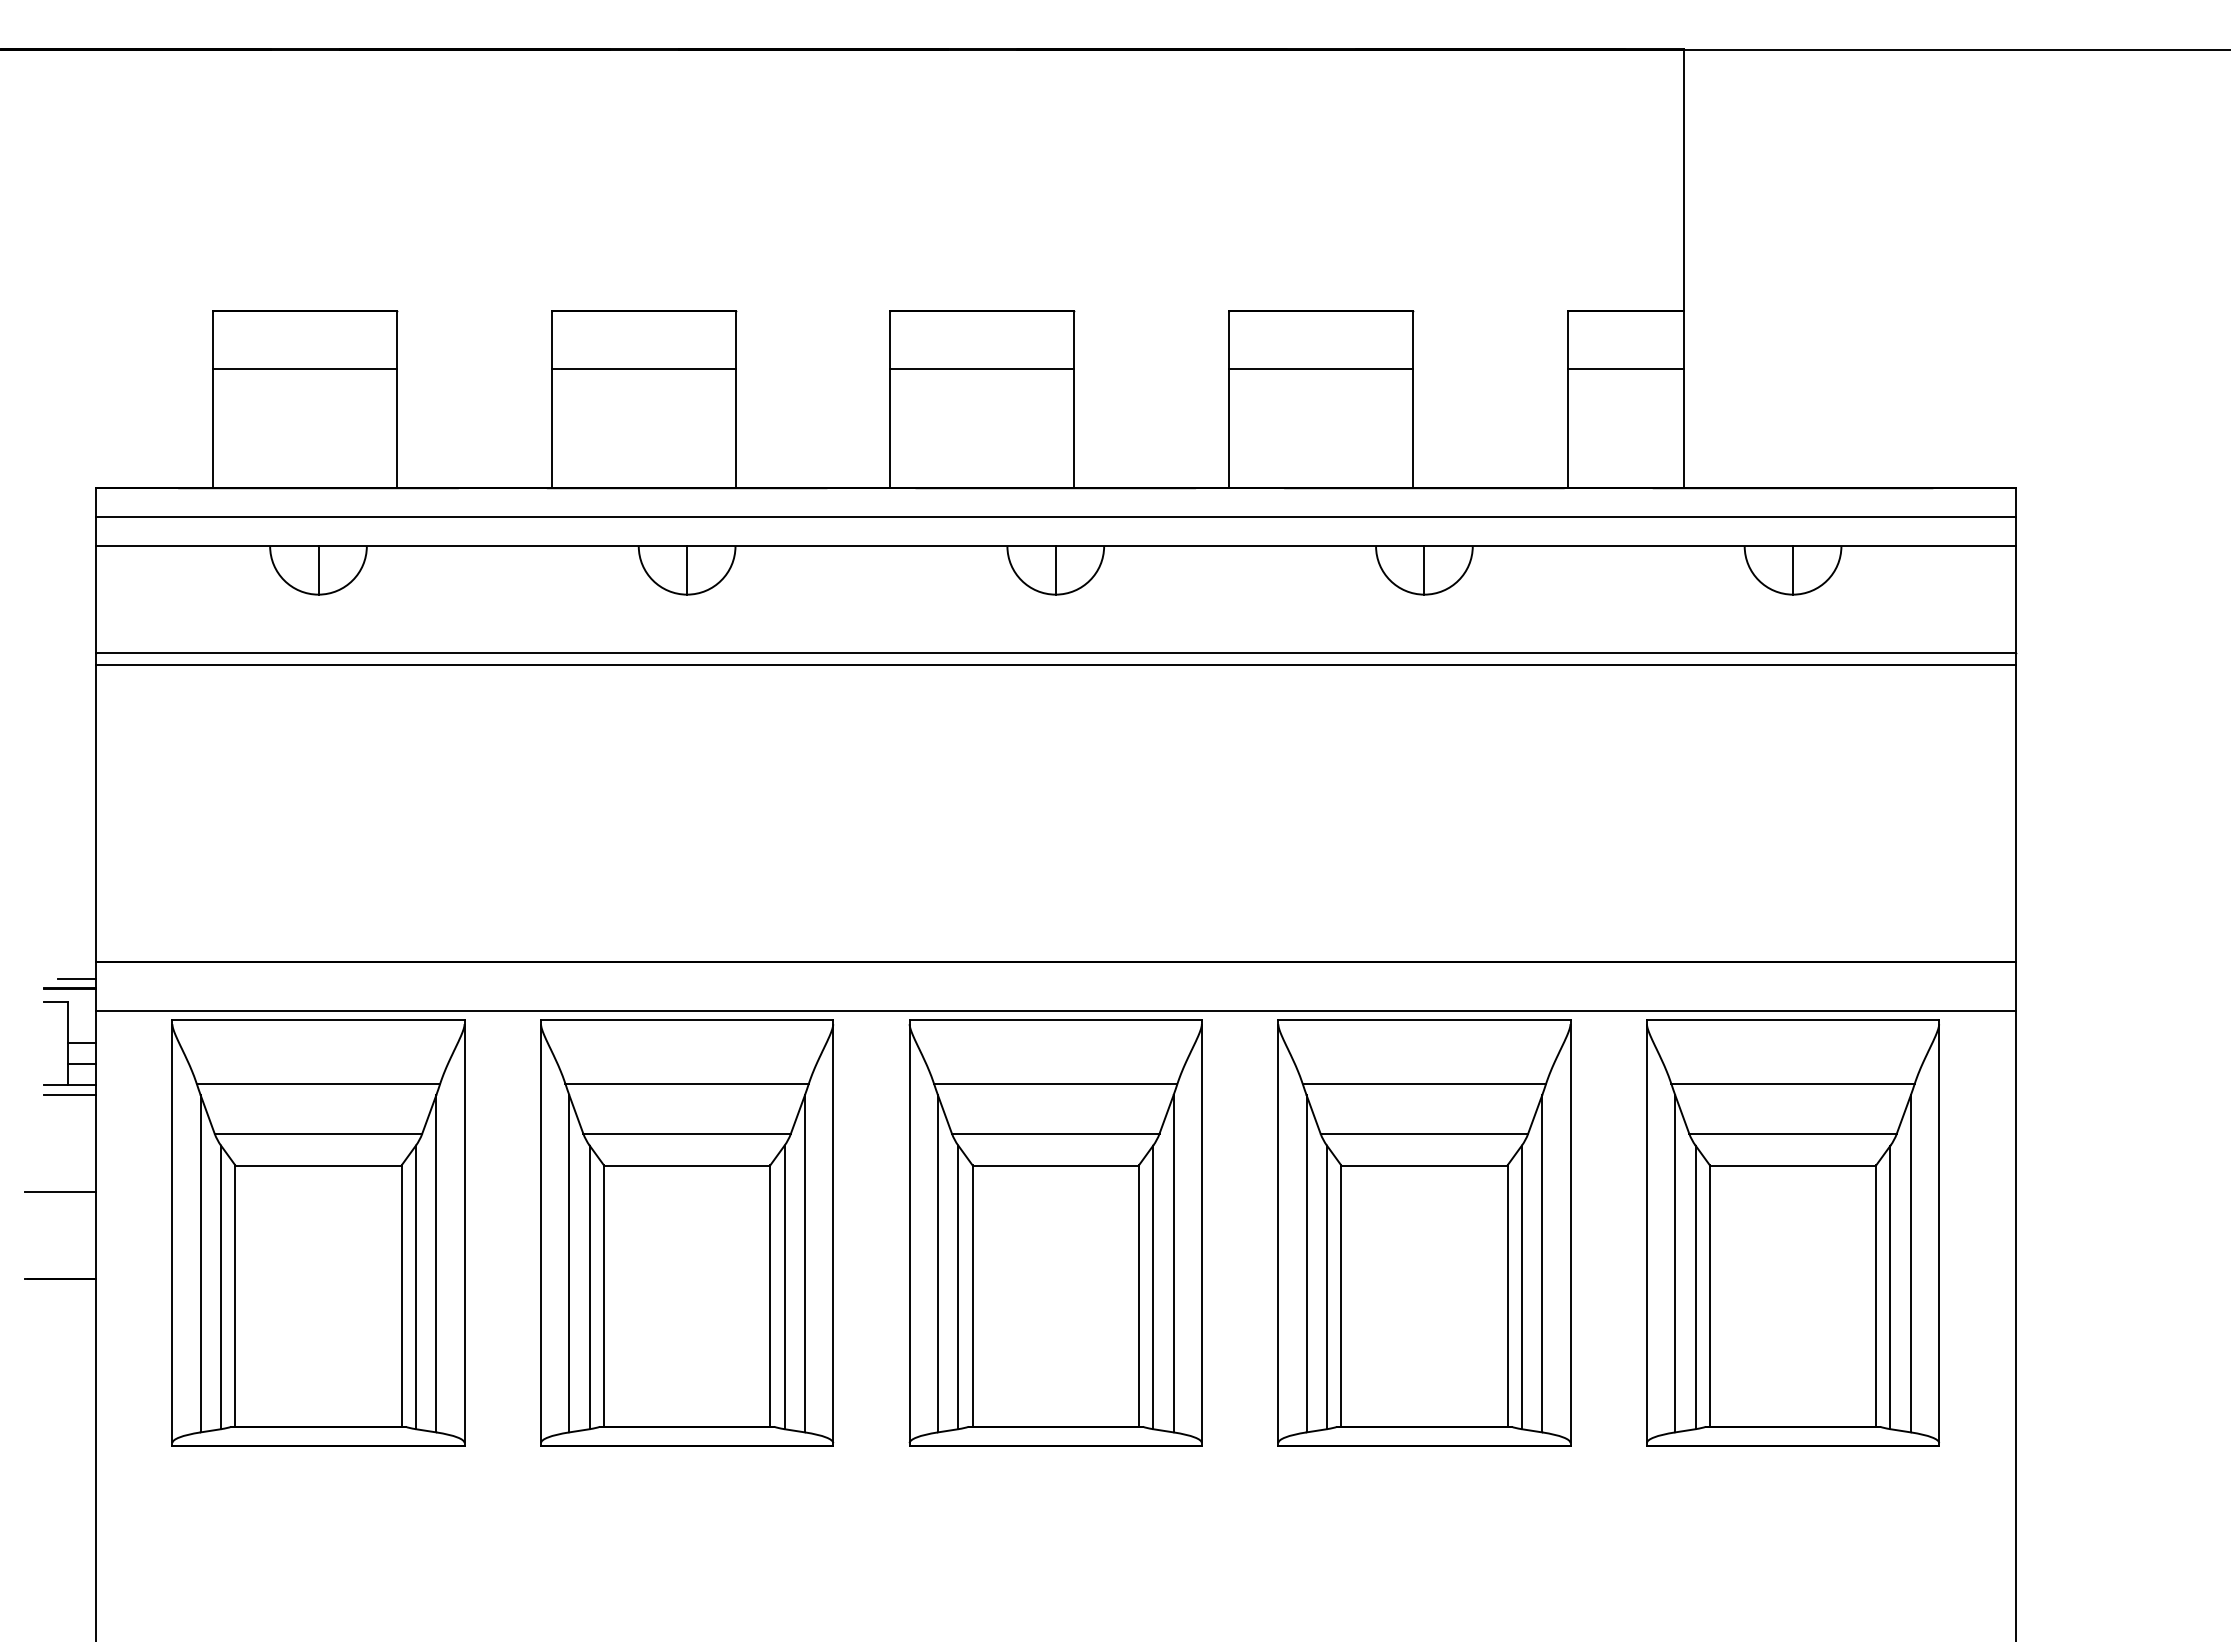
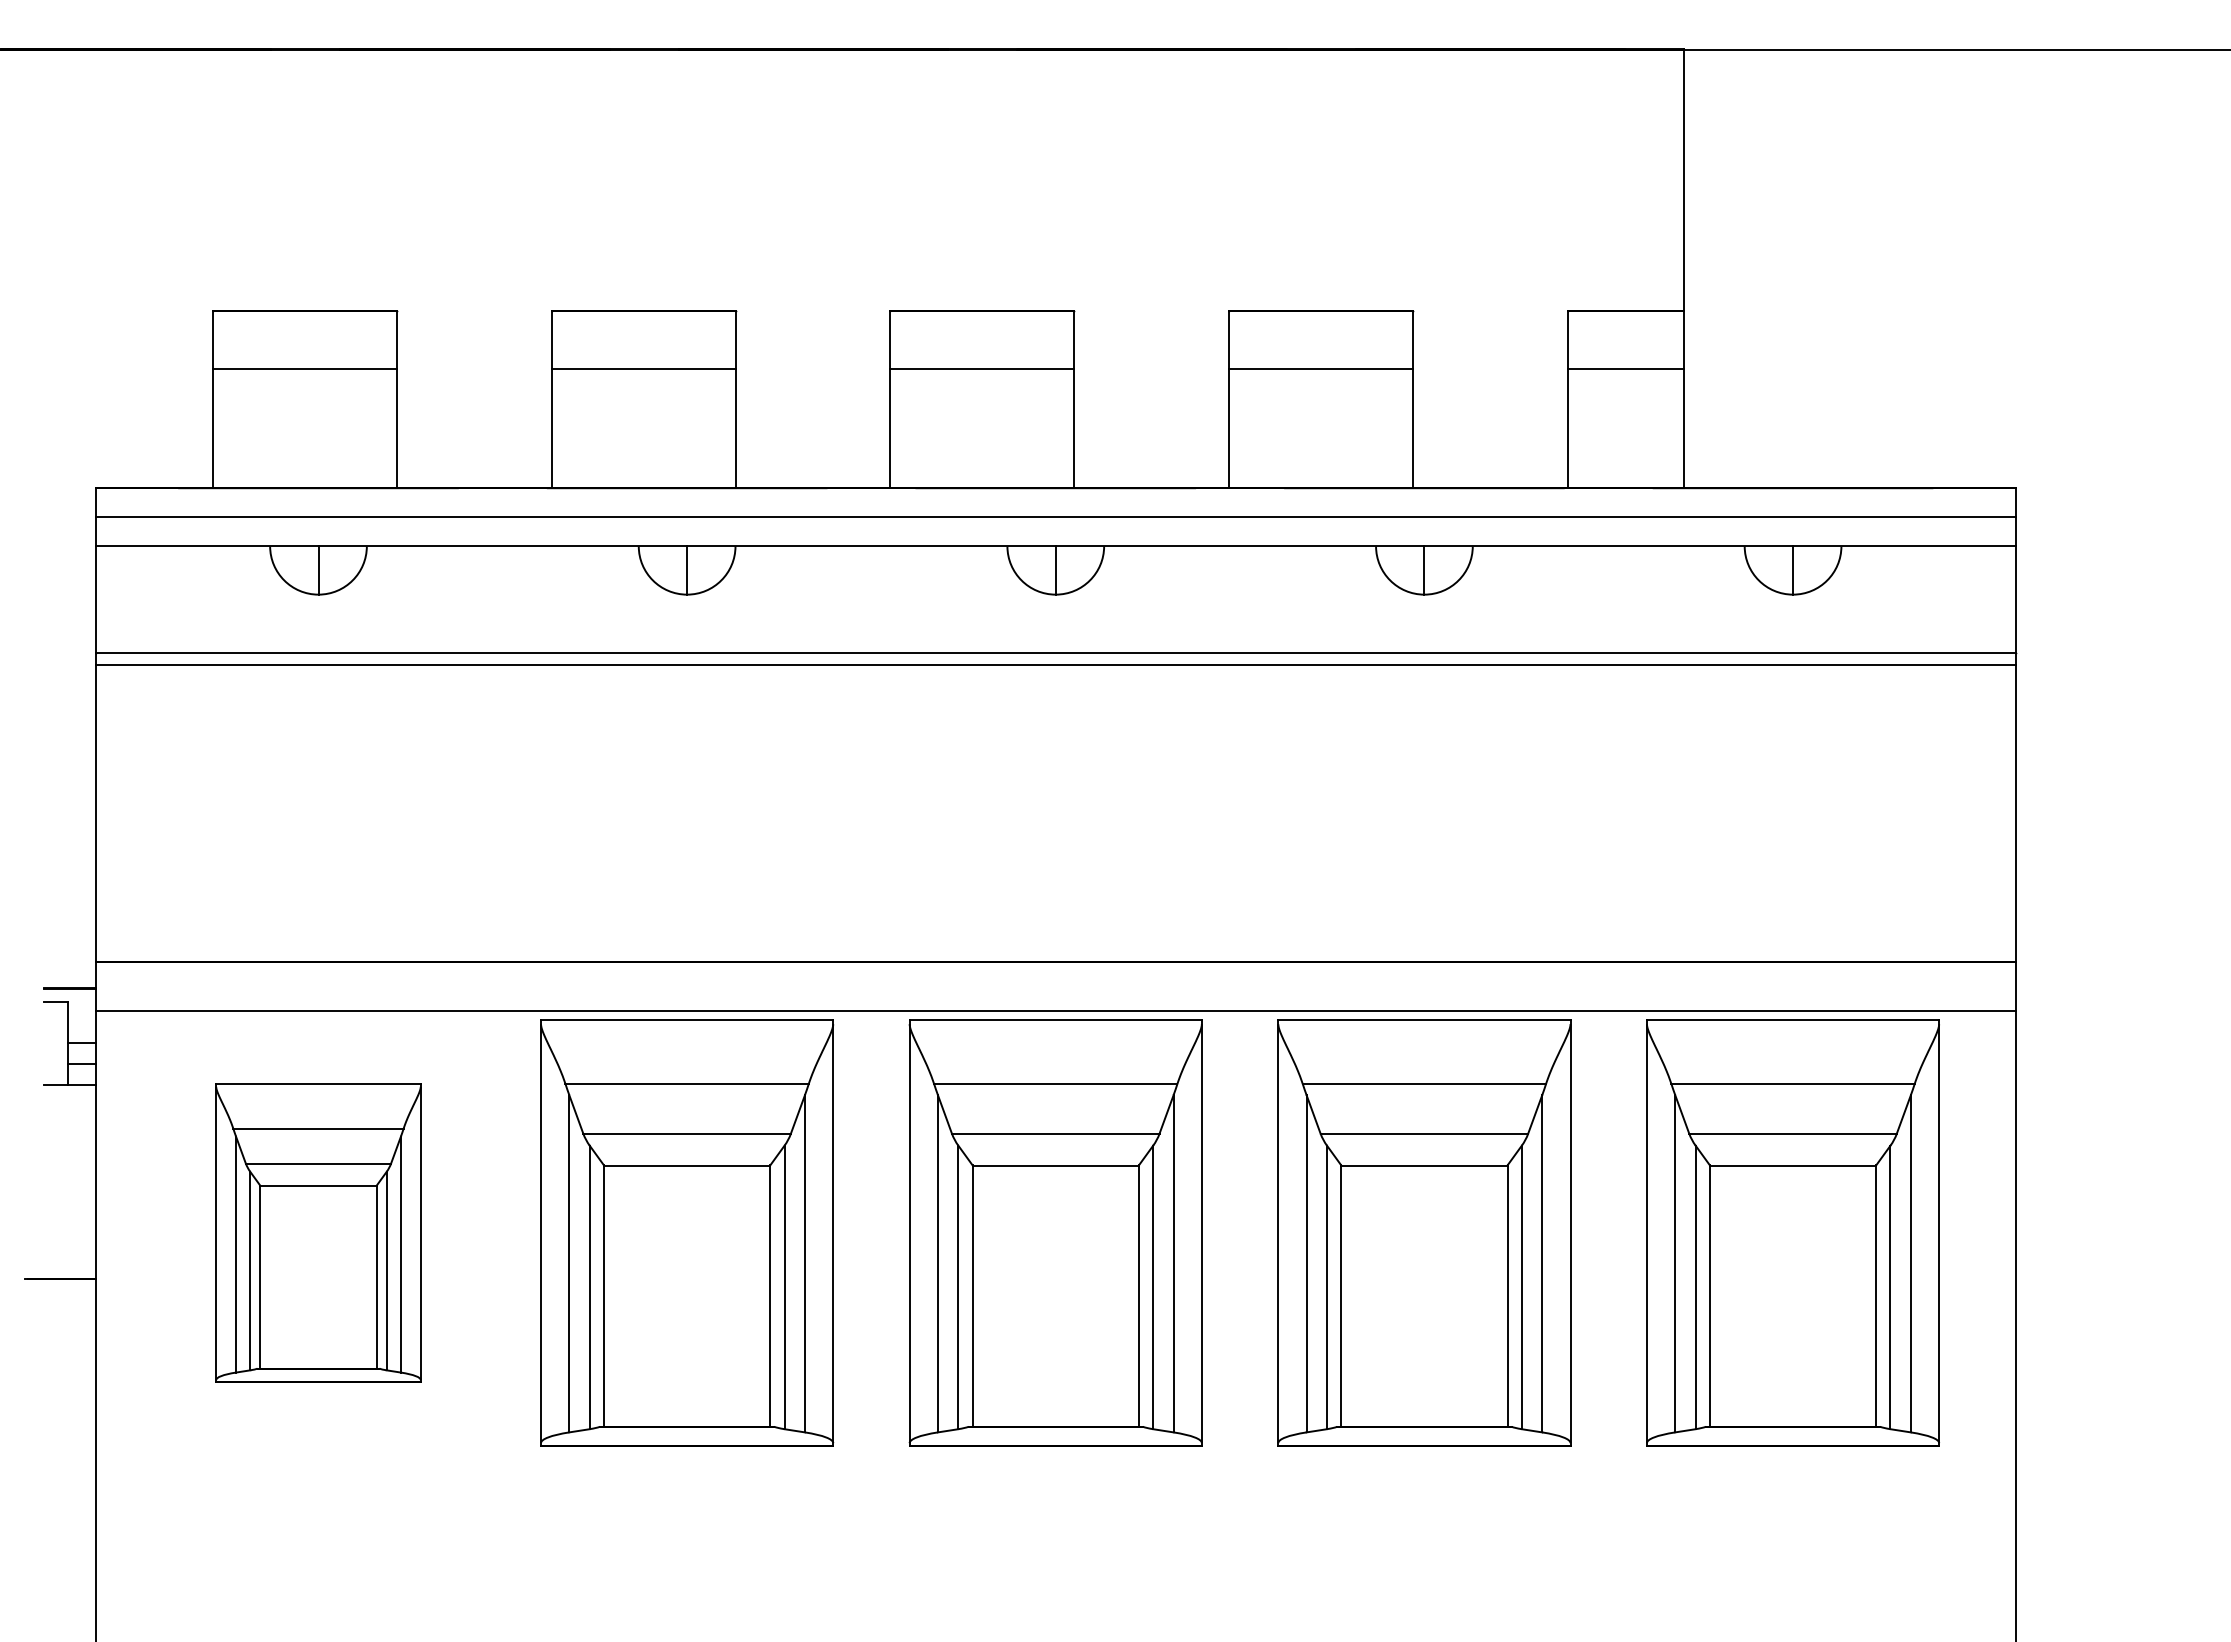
line: present -> none (76, 978)
line: present -> none (69, 1095)
line: present -> none (59, 1191)
part size: 295x428 px -> 207x300 px (318, 1232)
